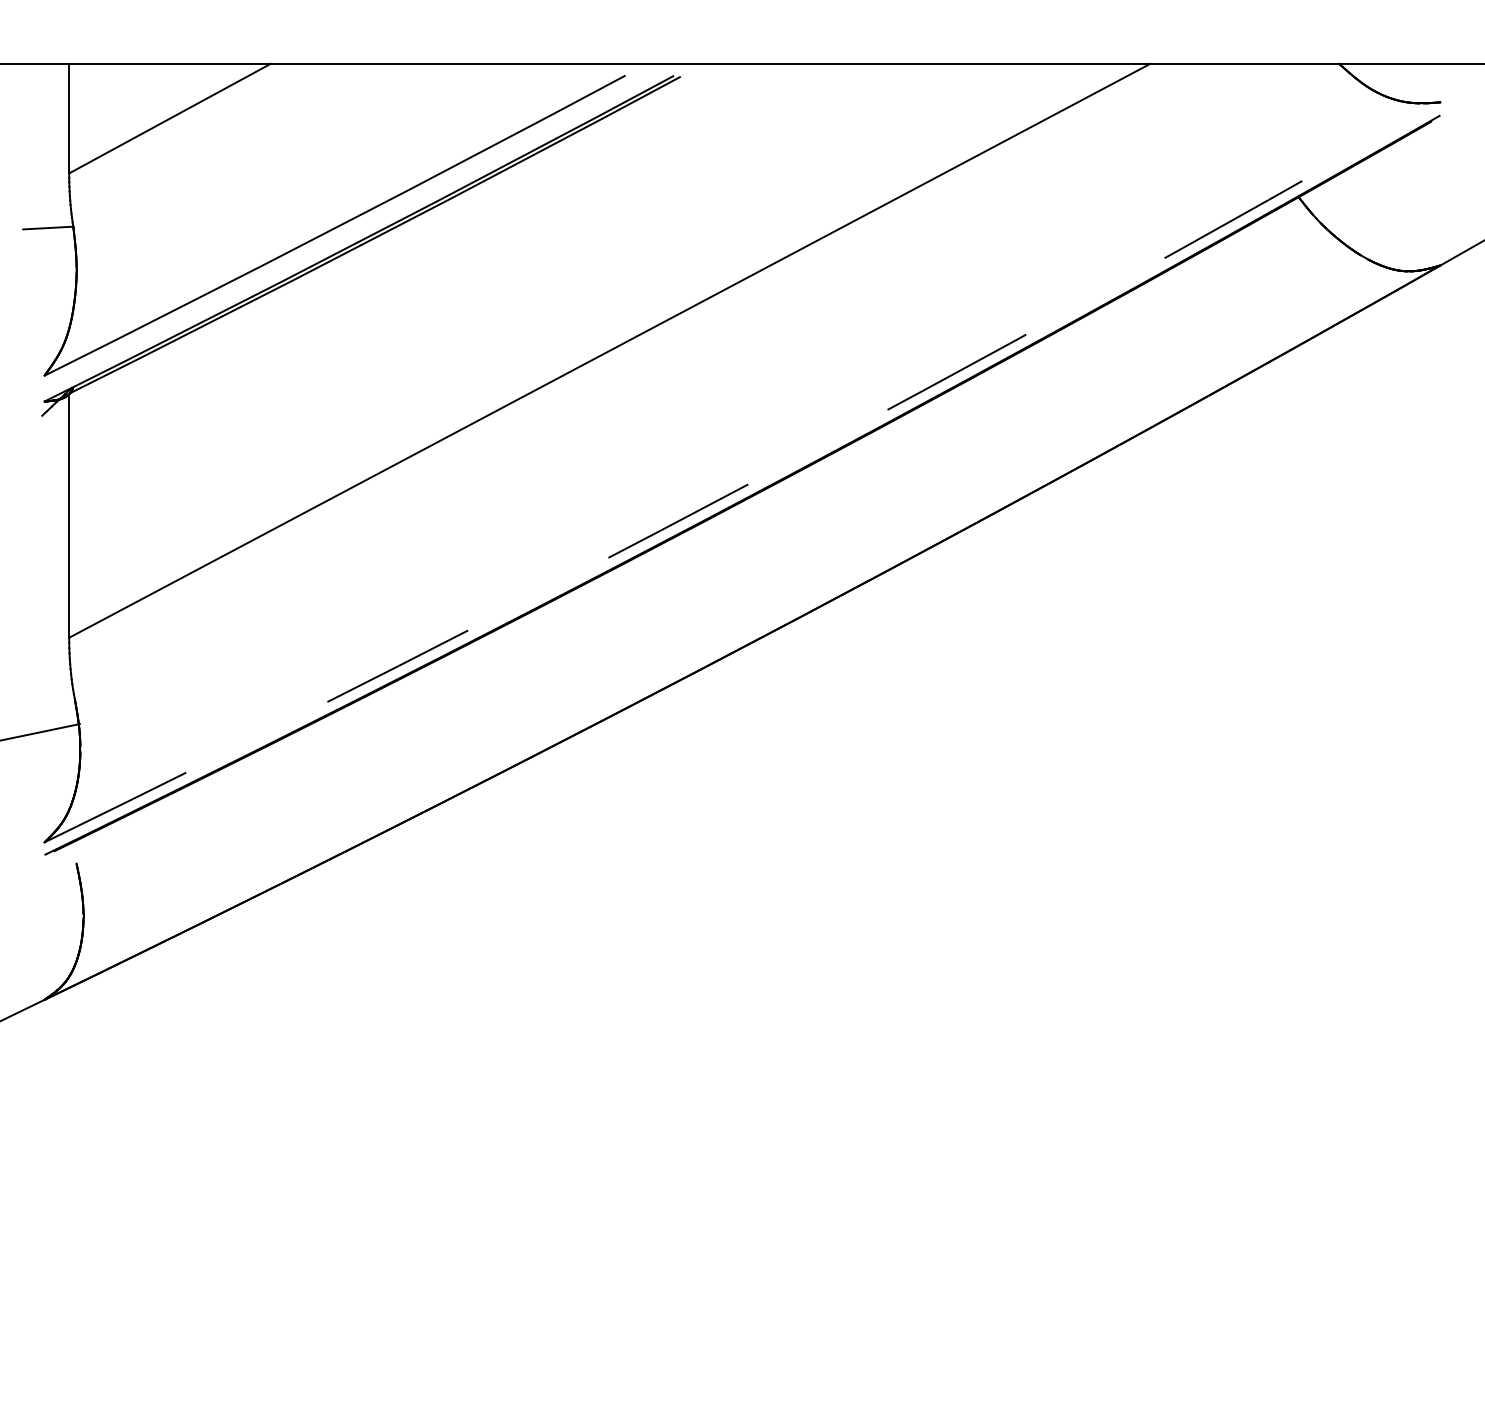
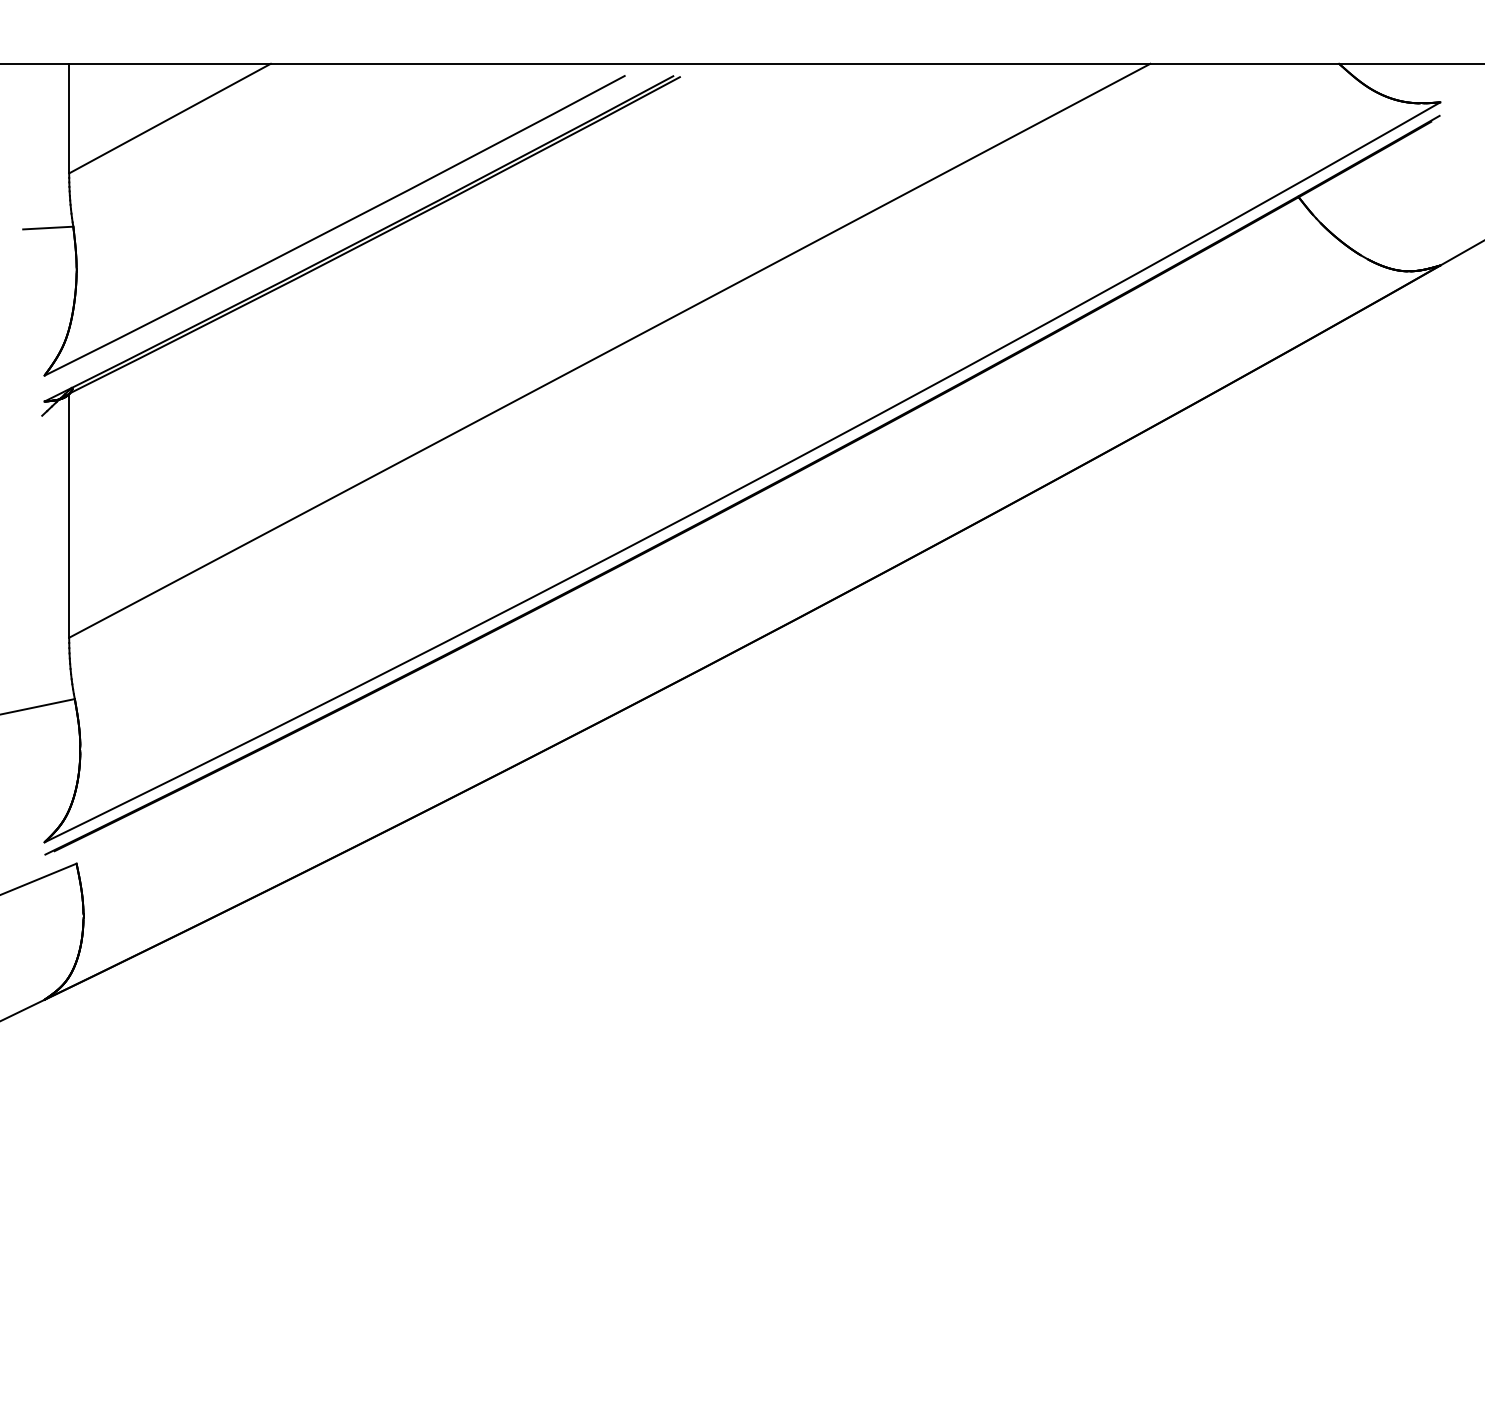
arc: dashed -> solid (748, 484)
line position: (40, 732) -> (38, 706) (38, 706)
line: none -> present (39, 878)
